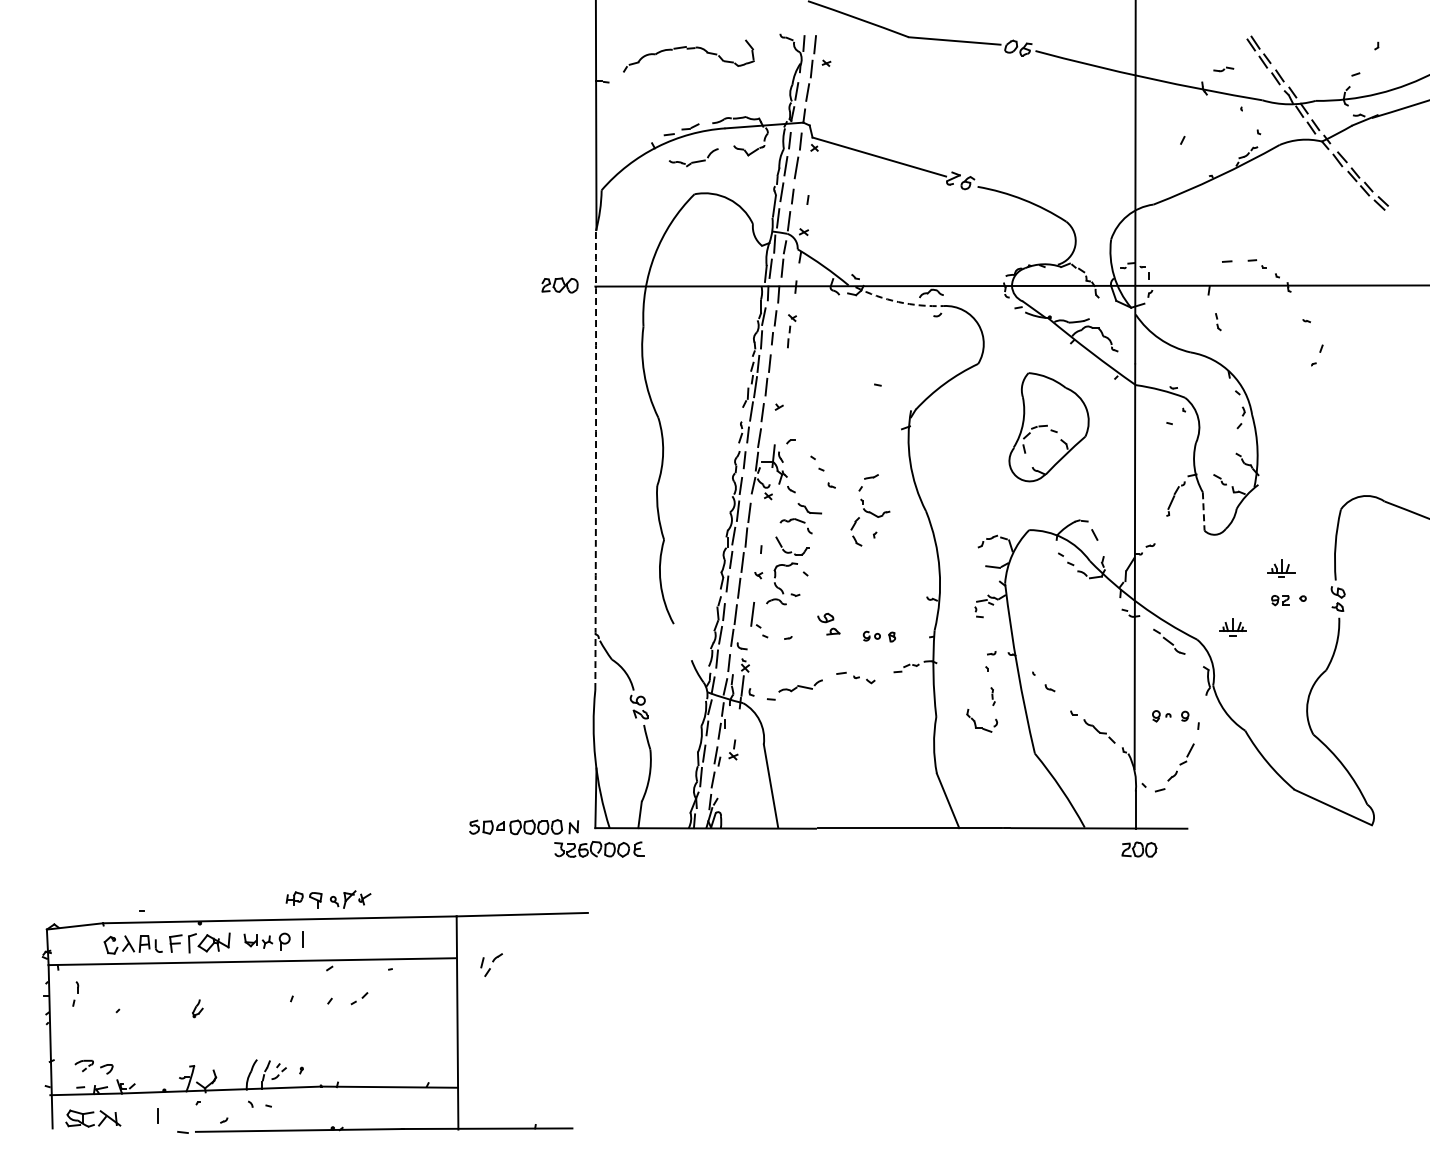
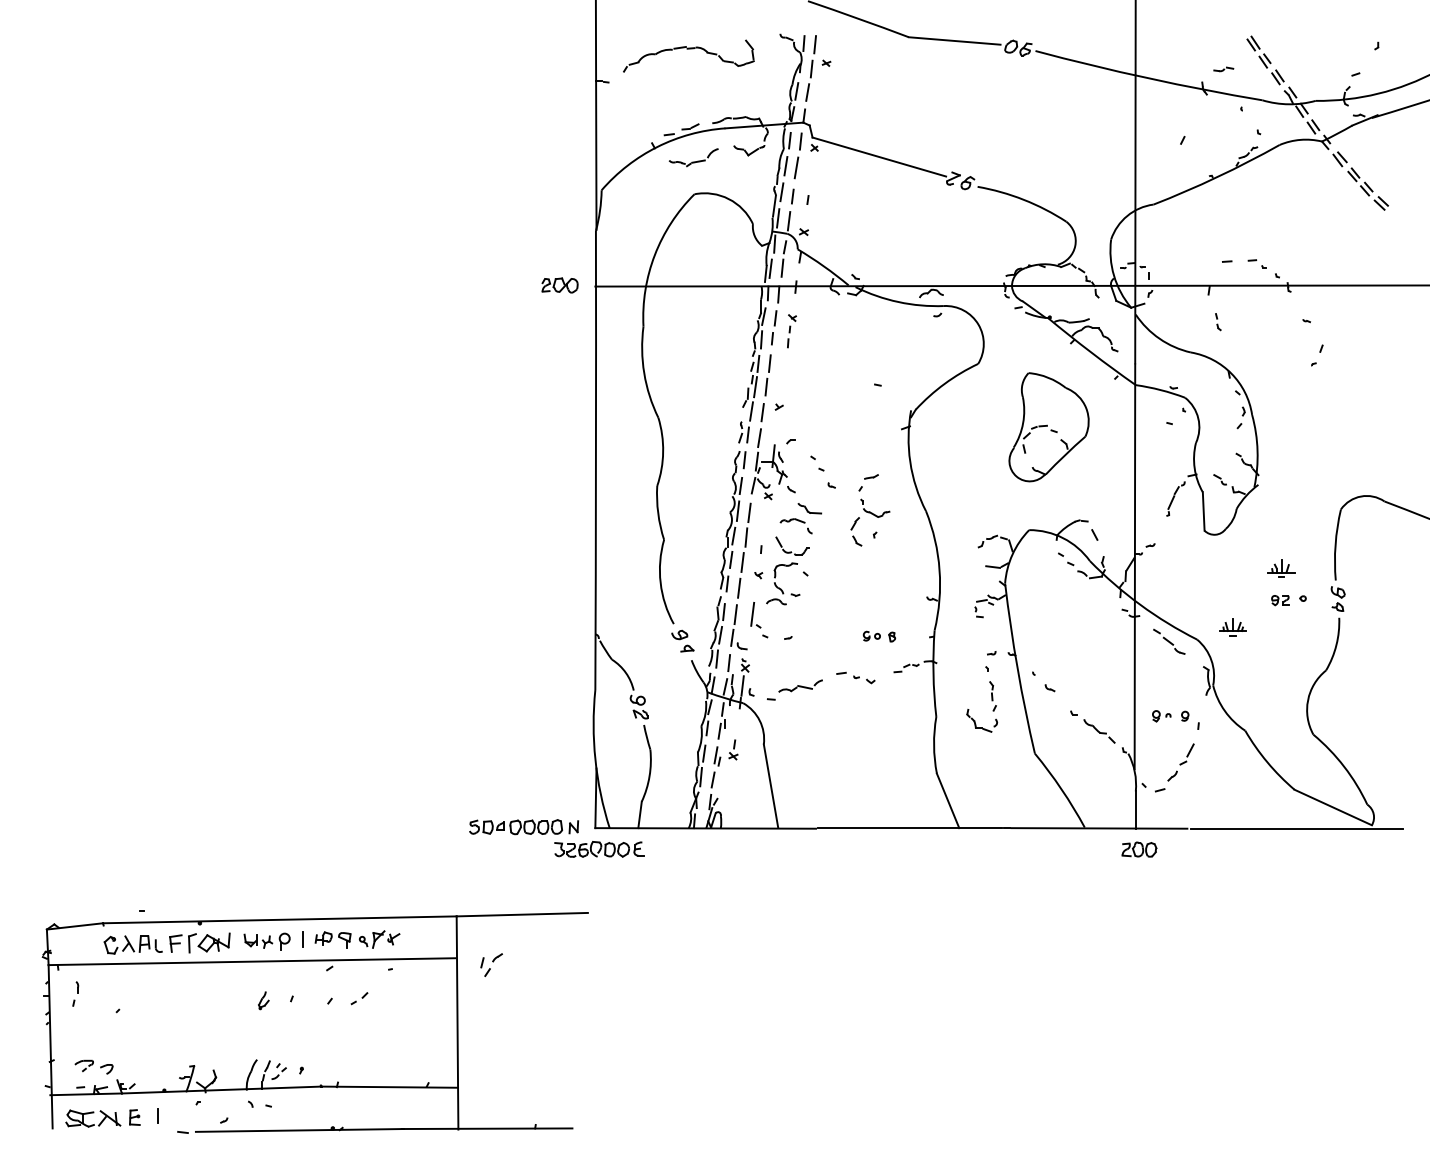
arc: dashed -> solid (898, 302)
arc: dashed -> solid (595, 460)
line: dashed -> solid (1203, 511)
part position: (828, 623) -> (682, 640) (682, 640)
part size: 6x19 px -> 8x31 px (992, 696)
line: none -> present (1296, 828)
part position: (328, 899) -> (357, 939) (357, 939)
part position: (197, 1008) -> (263, 1000) (263, 1000)
part: none -> present (134, 1117)
